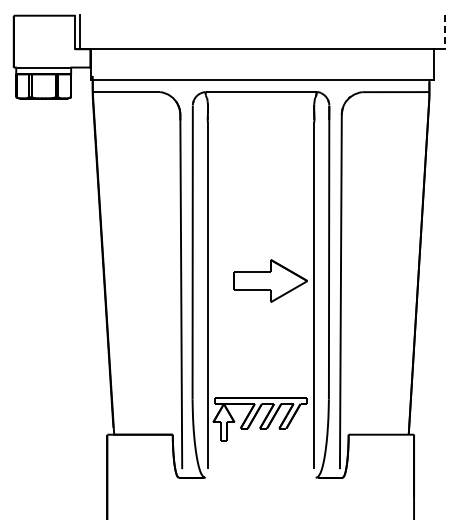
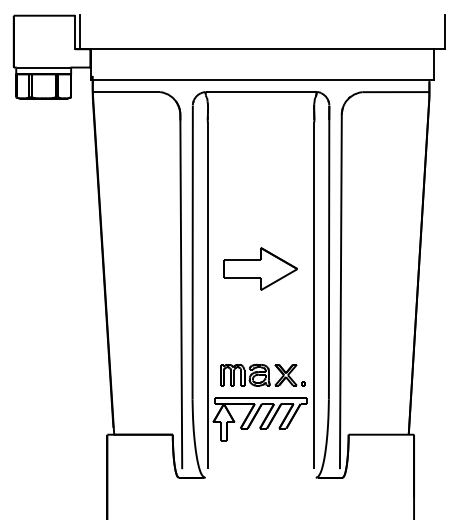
line: dashed -> solid (445, 32)
part position: (270, 280) -> (260, 268) (260, 268)
part: none -> present (262, 374)
